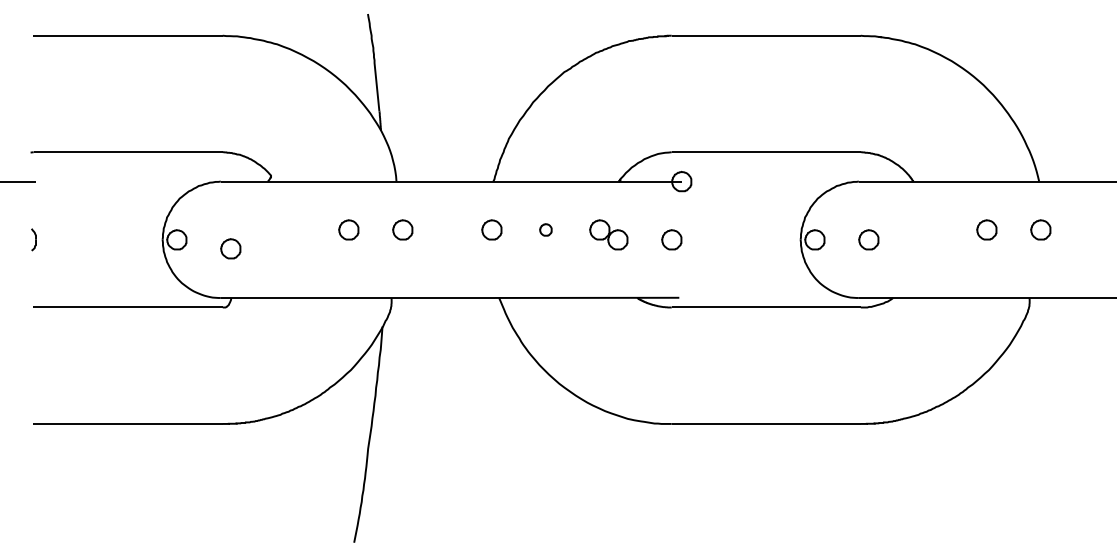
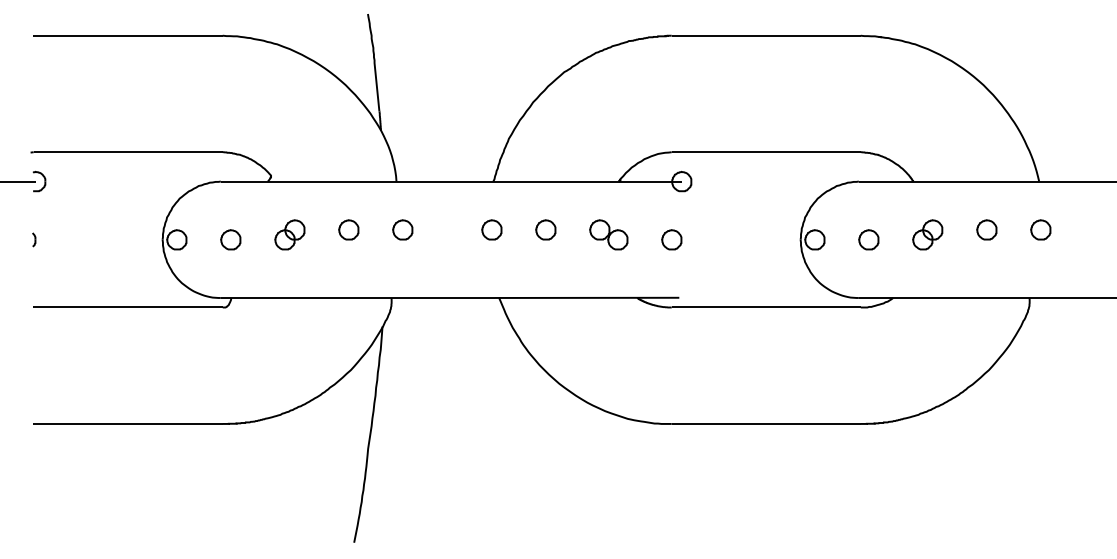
part: none -> present (39, 181)
part size: 14x14 px -> 22x22 px (545, 229)
part: none -> present (289, 234)
part: none -> present (927, 234)
part size: 6x24 px -> 5x16 px (34, 239)
part position: (230, 248) -> (230, 239) (230, 239)
